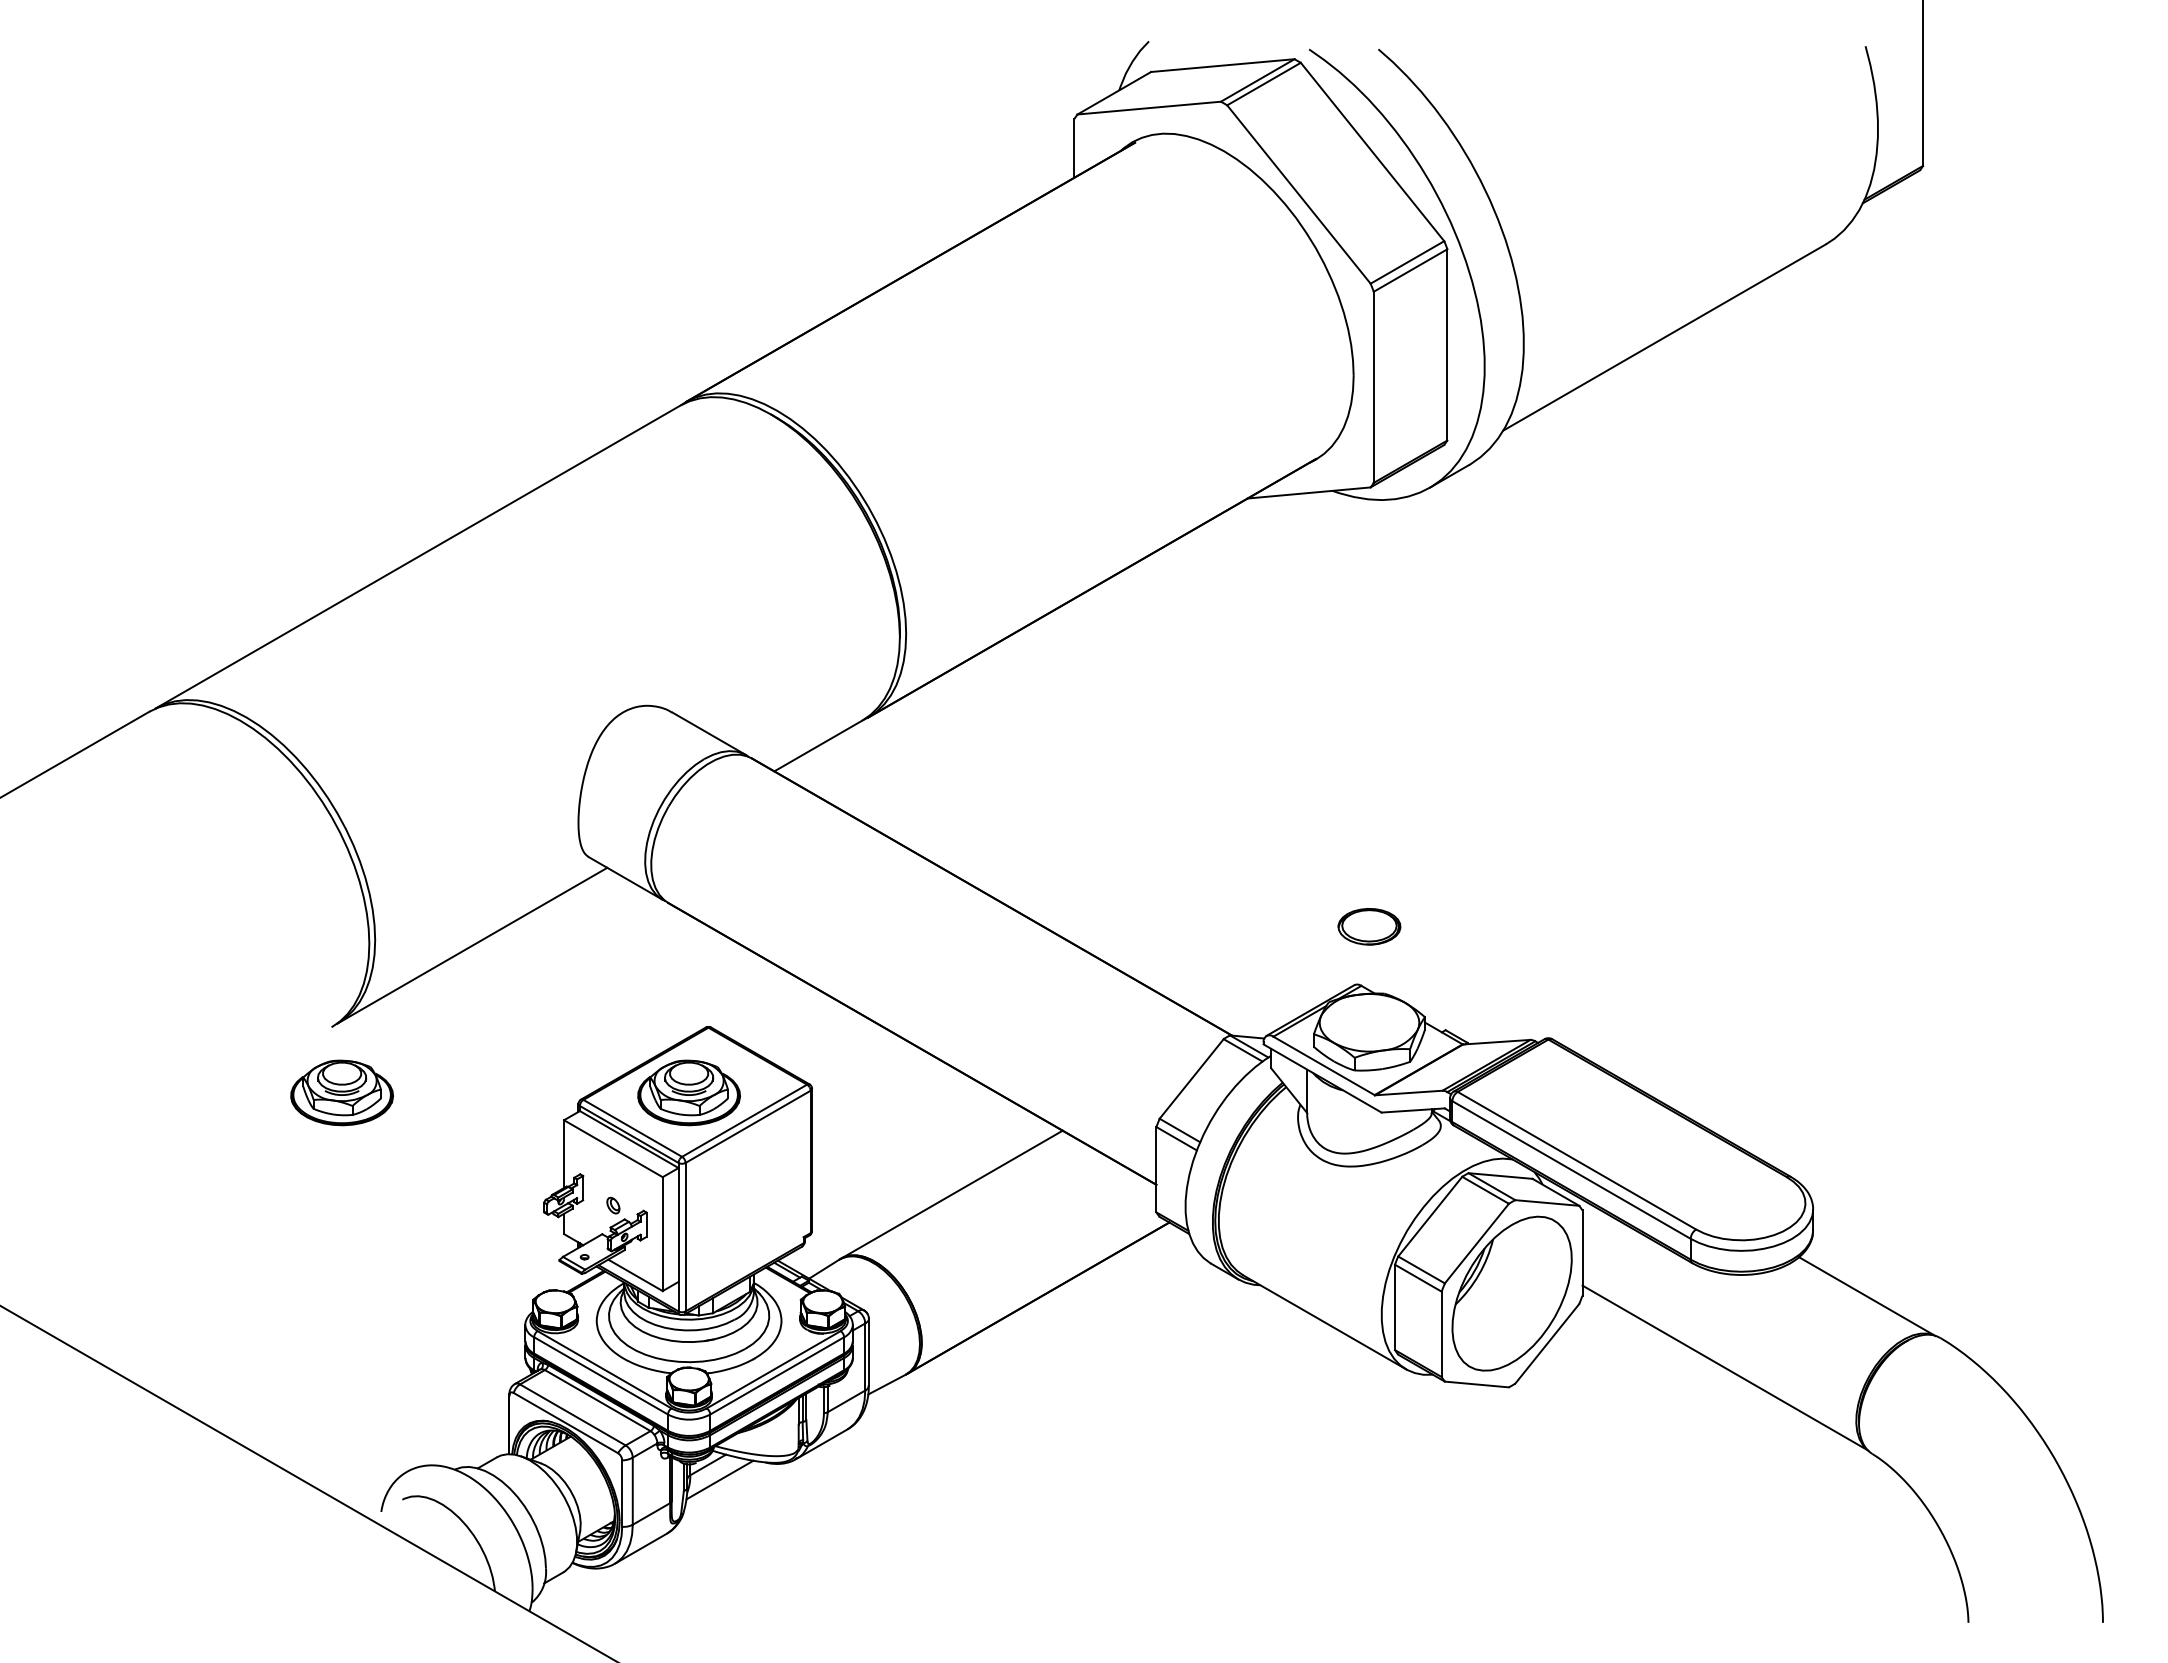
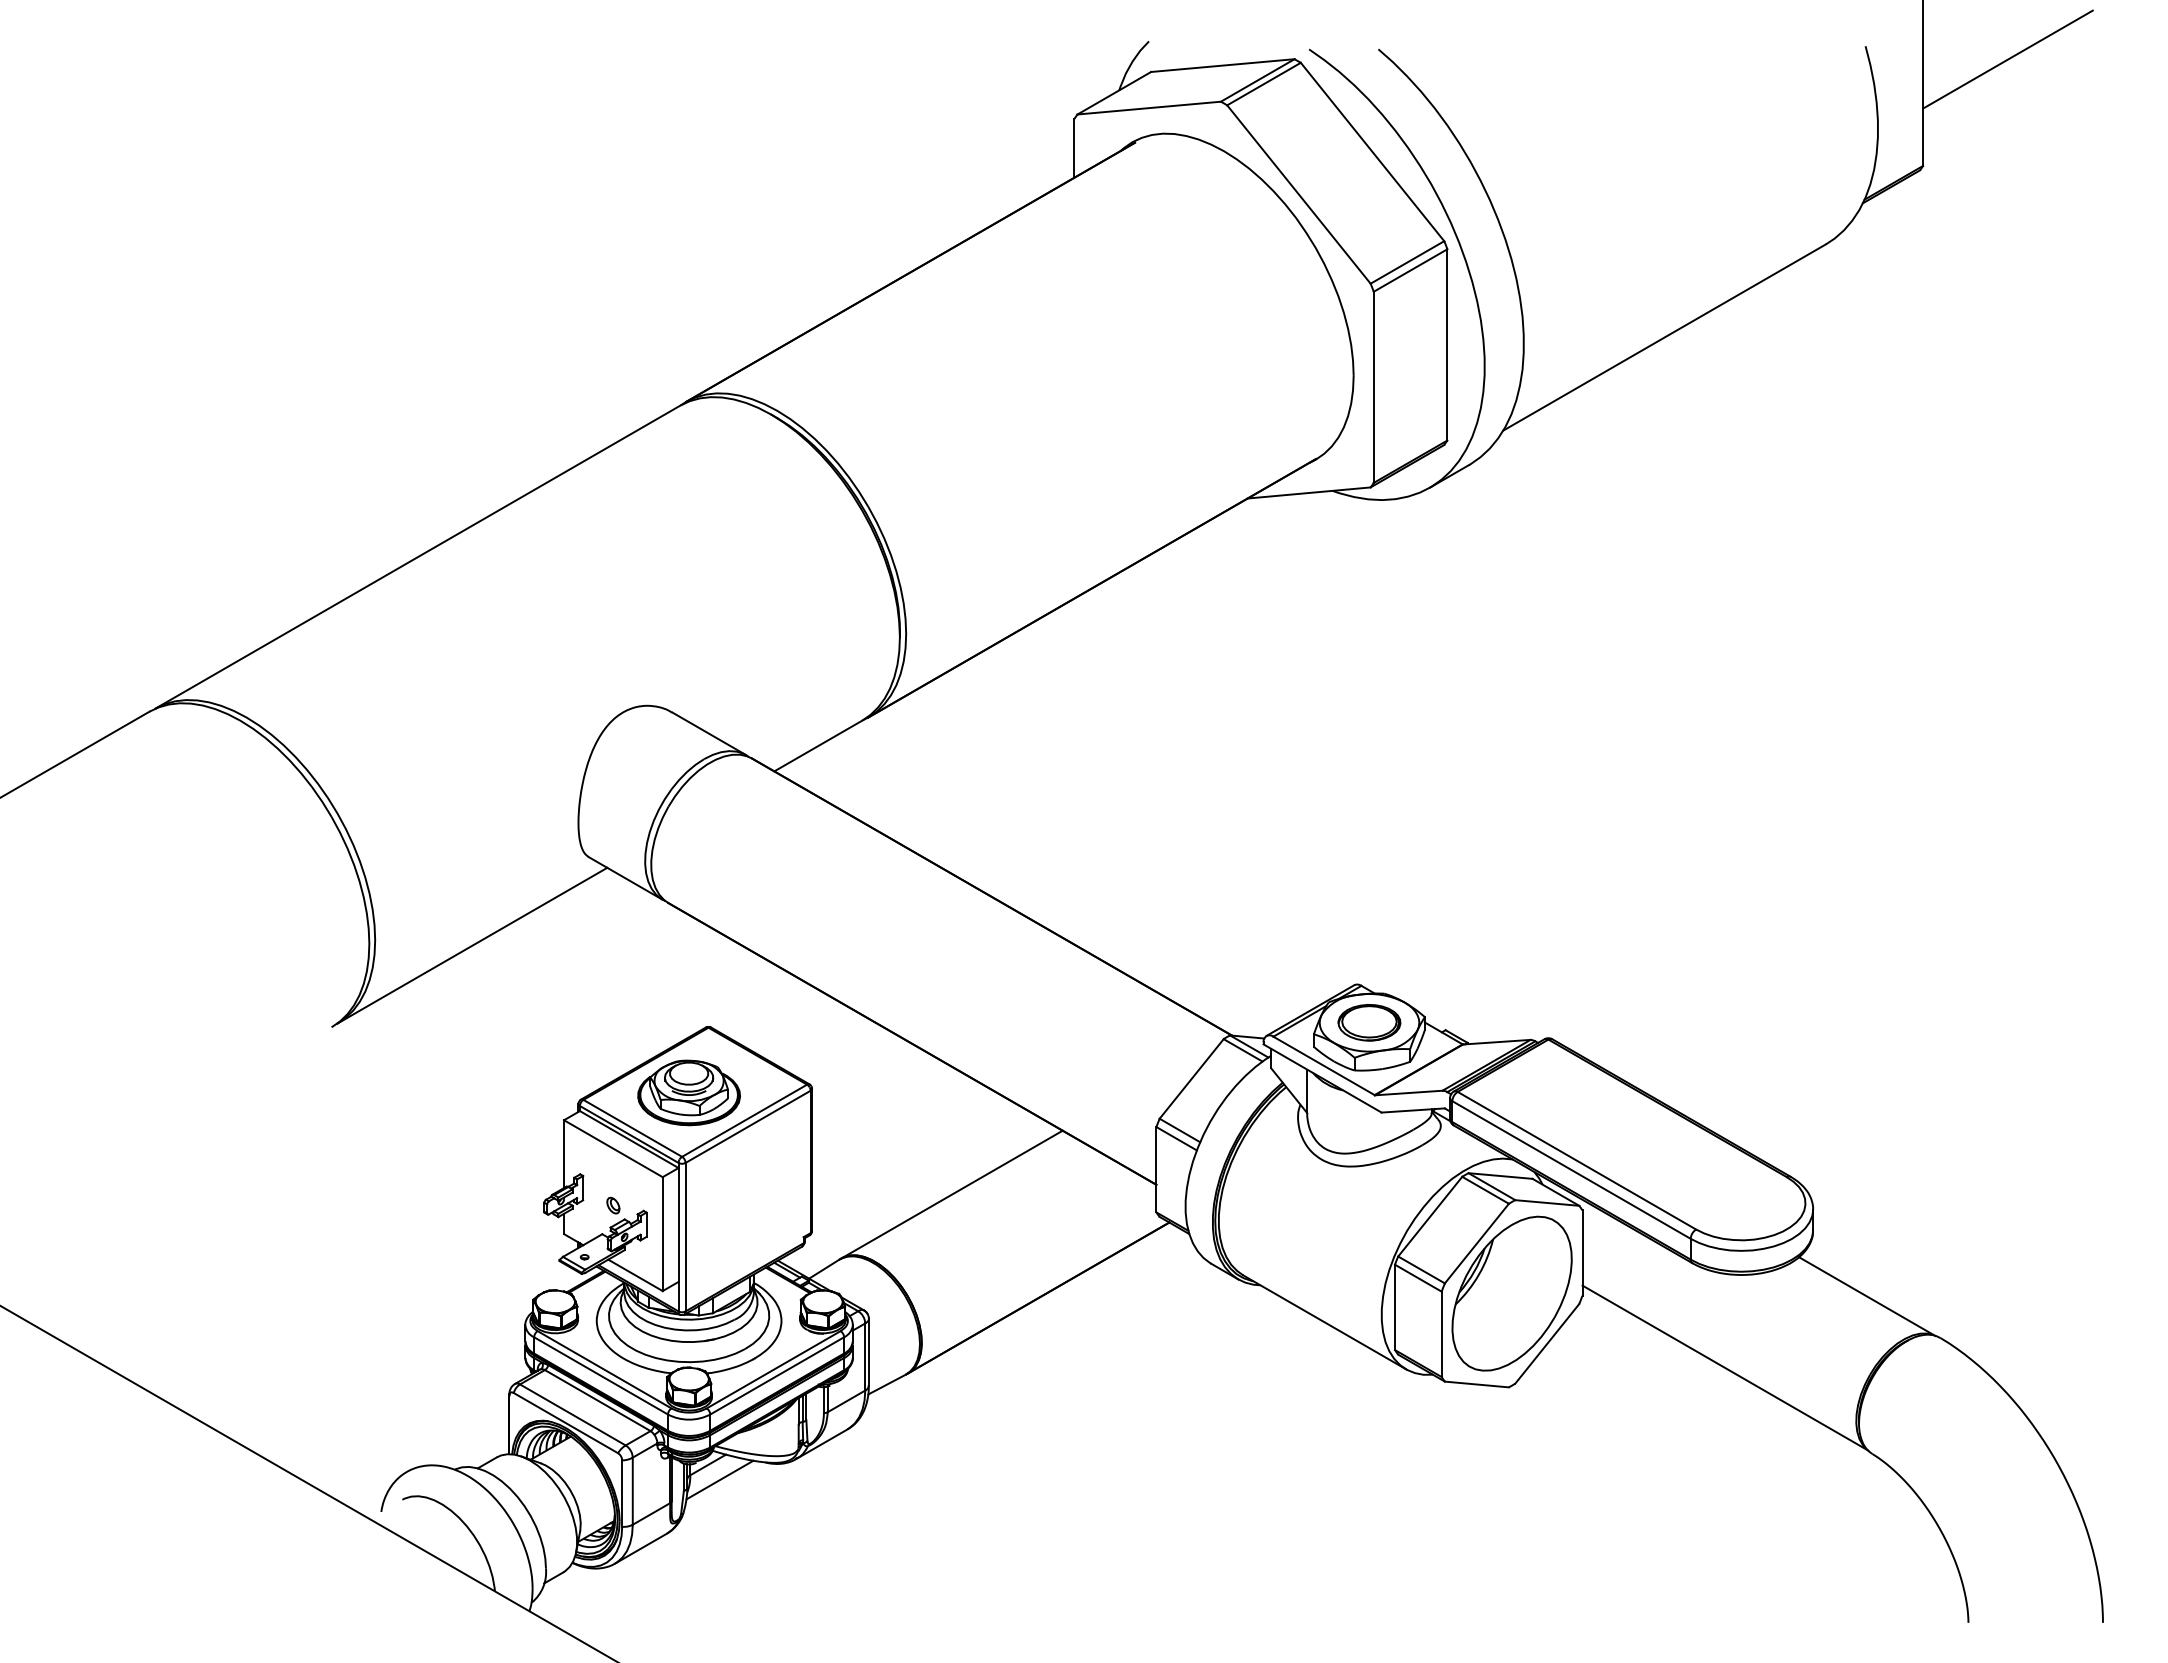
line: none -> present (2007, 59)
part position: (1369, 926) -> (1369, 1022) (1369, 1022)
part: present -> none (342, 1092)
